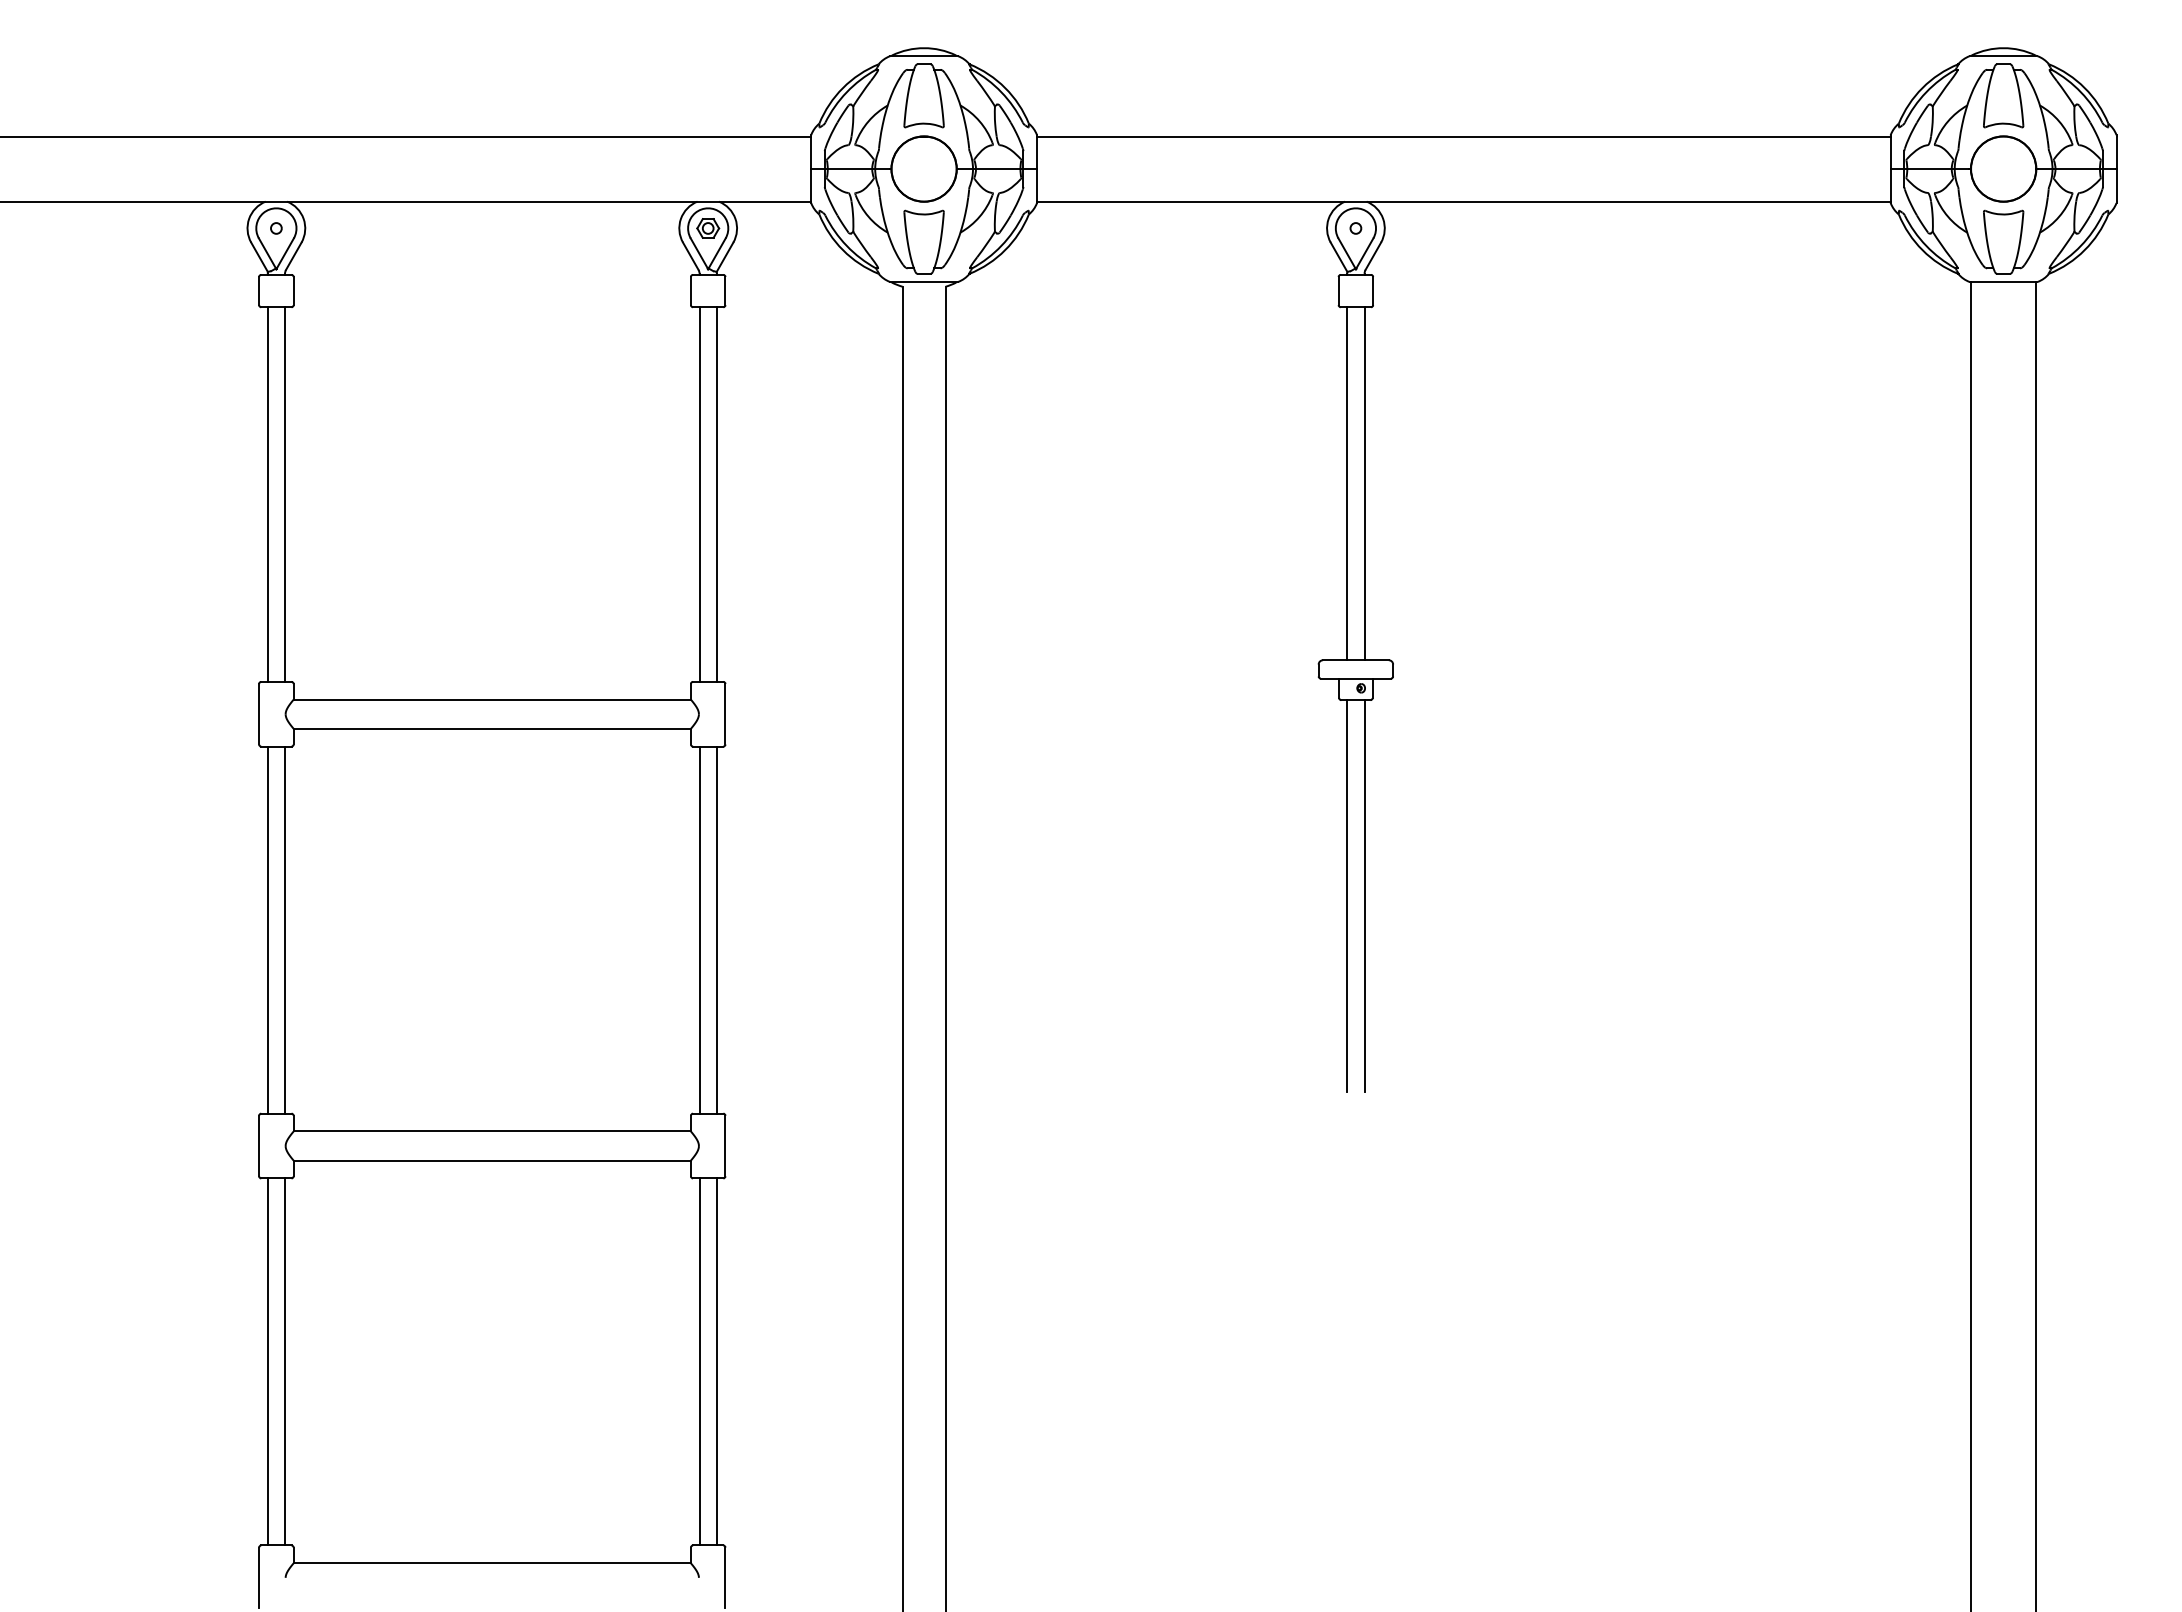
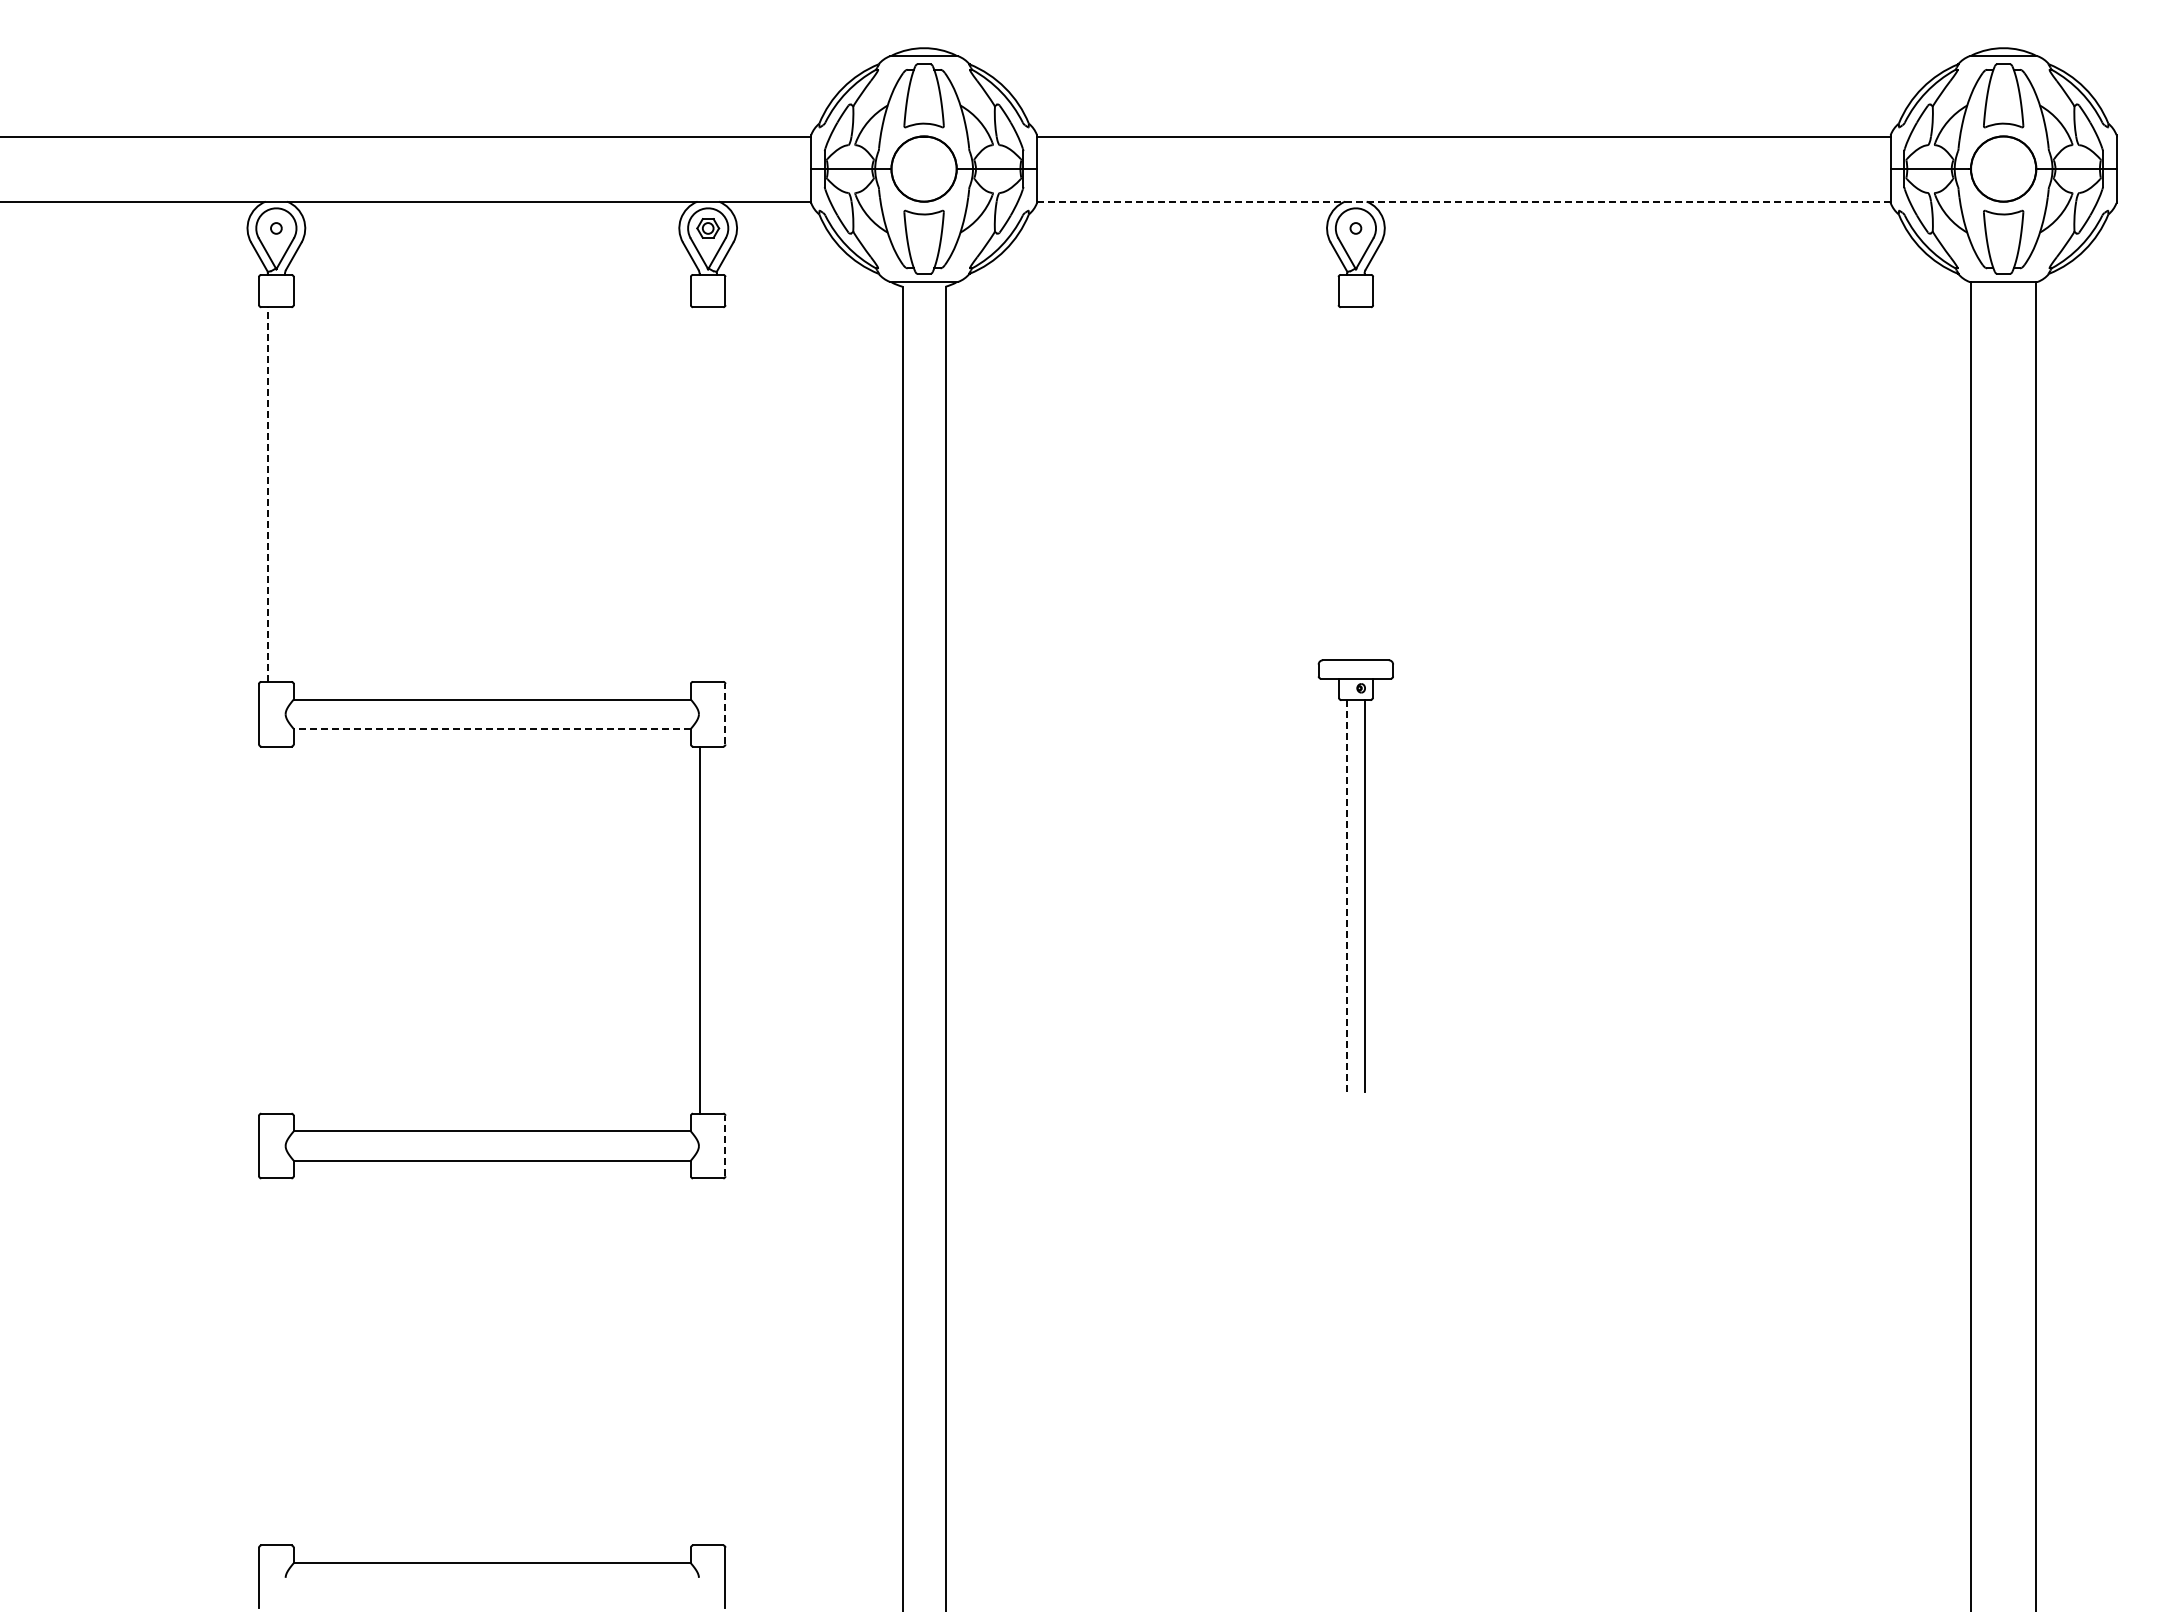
line: solid -> dashed (1463, 201)
line: present -> none (1347, 483)
line: present -> none (1364, 483)
line: solid -> dashed (267, 494)
line: present -> none (285, 494)
line: present -> none (699, 494)
line: present -> none (716, 494)
line: solid -> dashed (725, 713)
line: solid -> dashed (492, 728)
line: solid -> dashed (1347, 896)
line: present -> none (267, 929)
line: present -> none (285, 929)
line: present -> none (716, 929)
line: solid -> dashed (725, 1145)
line: present -> none (267, 1361)
line: present -> none (285, 1361)
line: present -> none (699, 1361)
line: present -> none (716, 1361)
